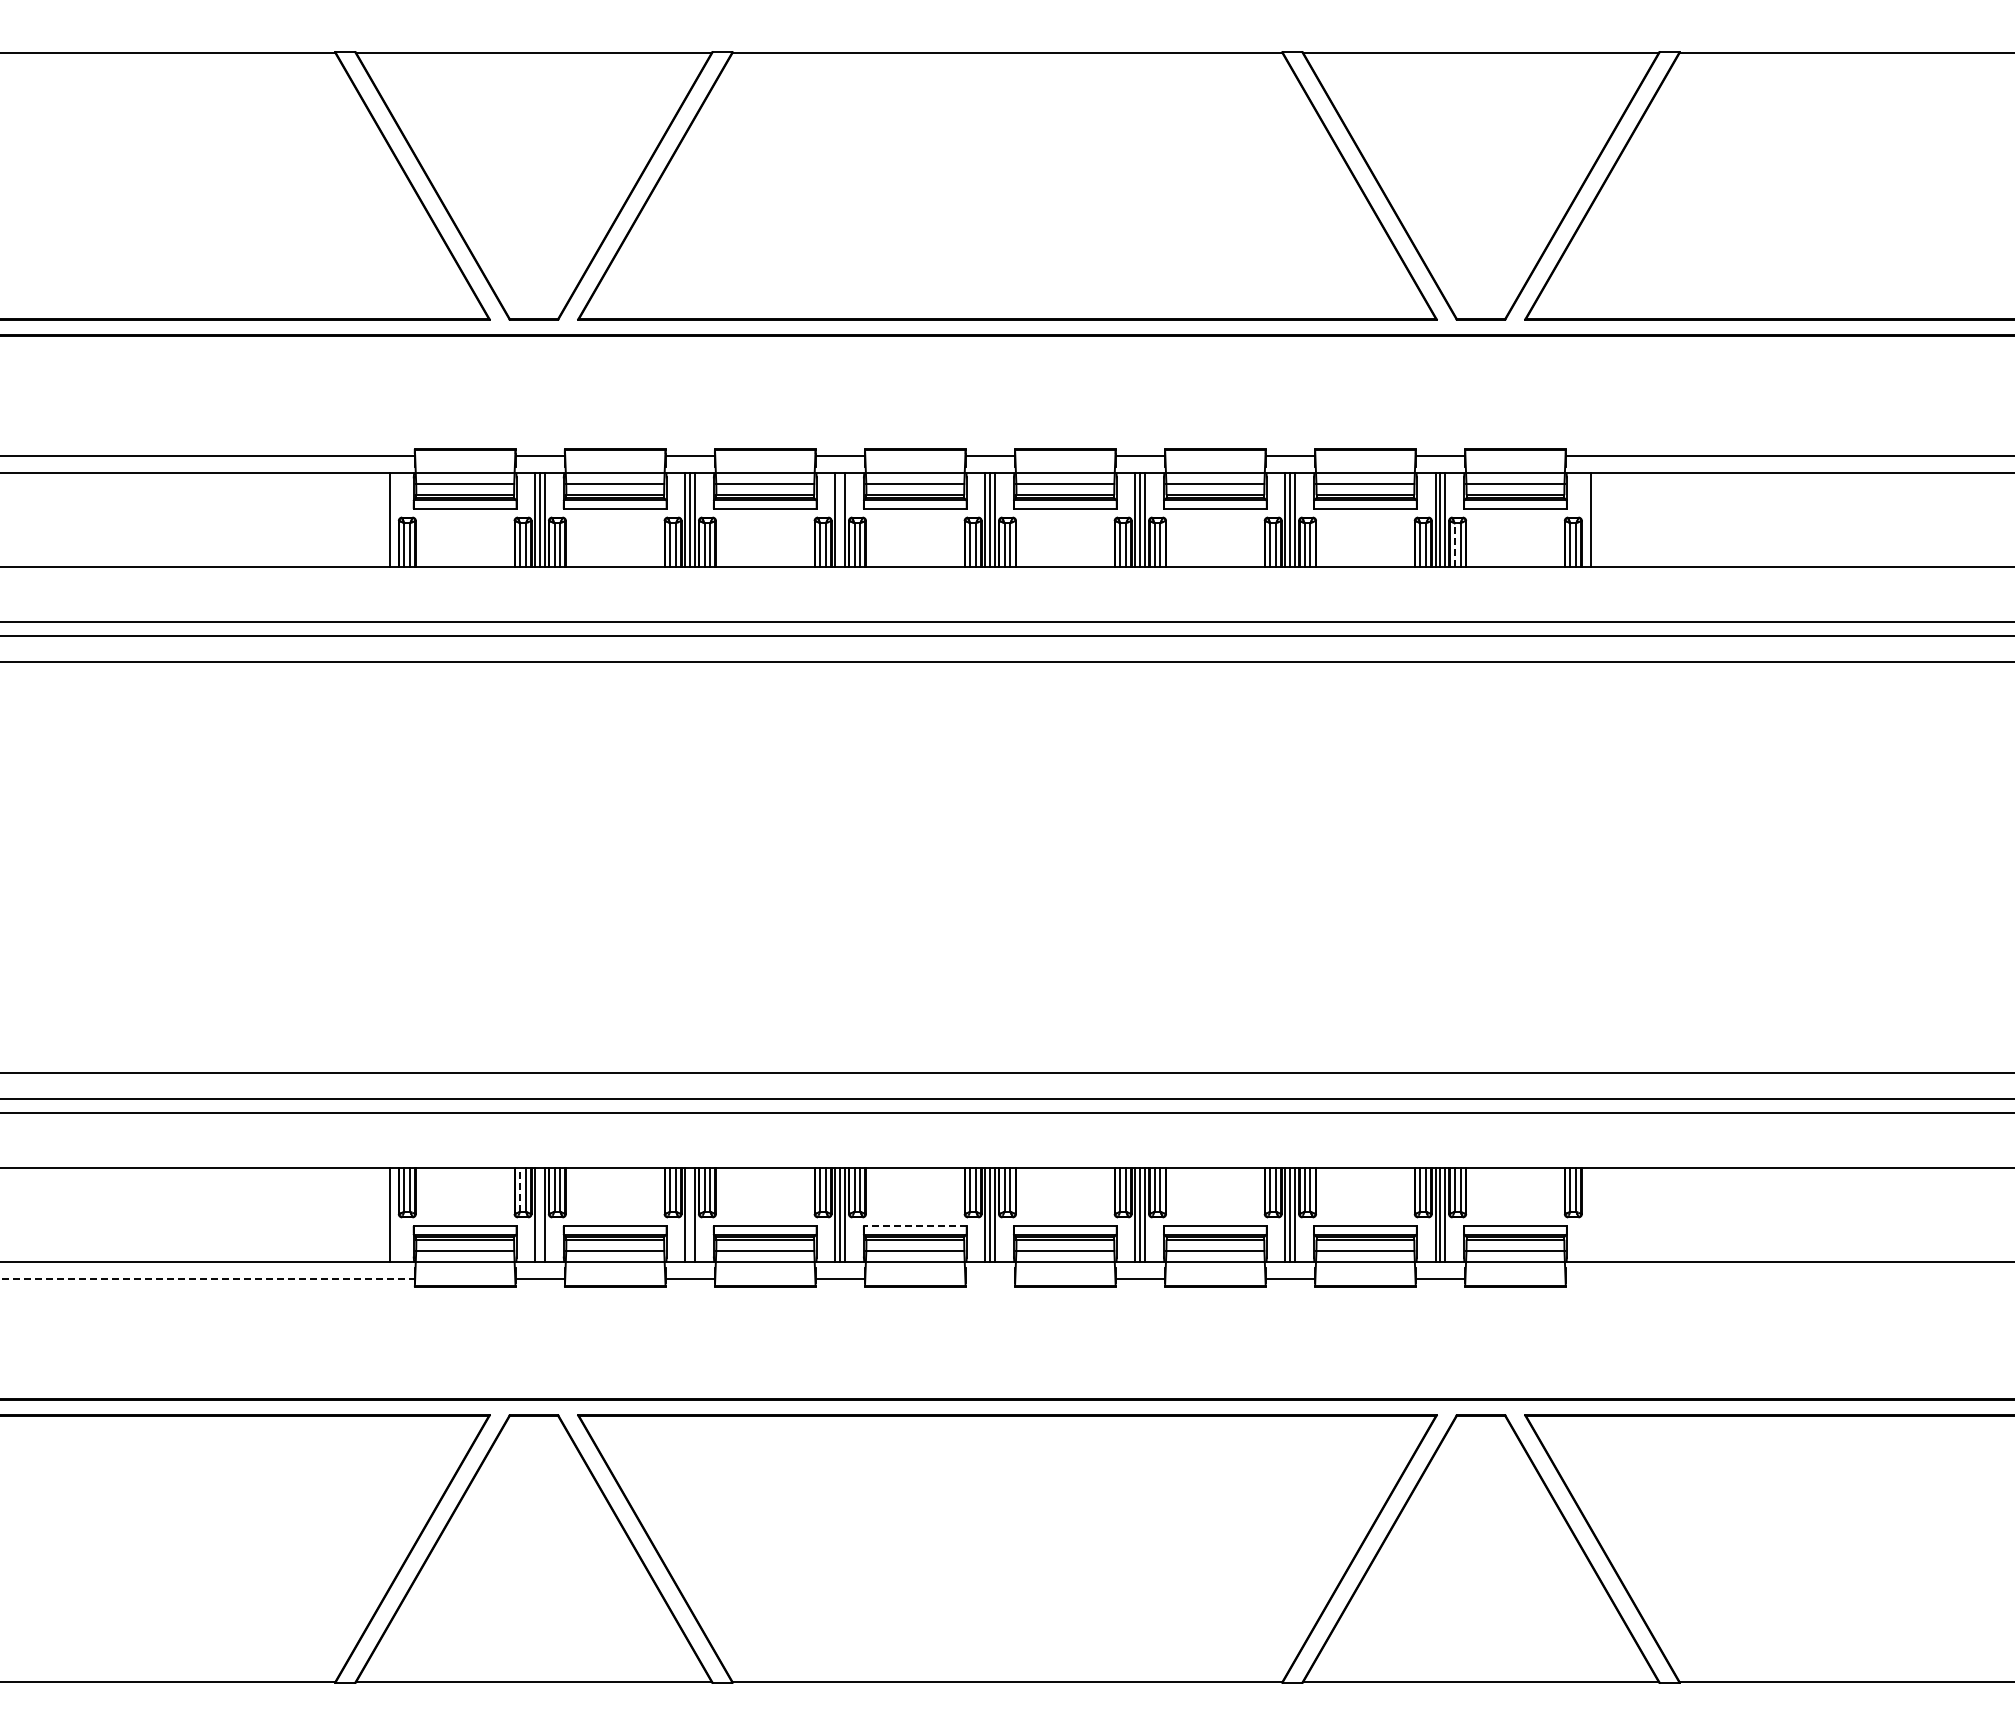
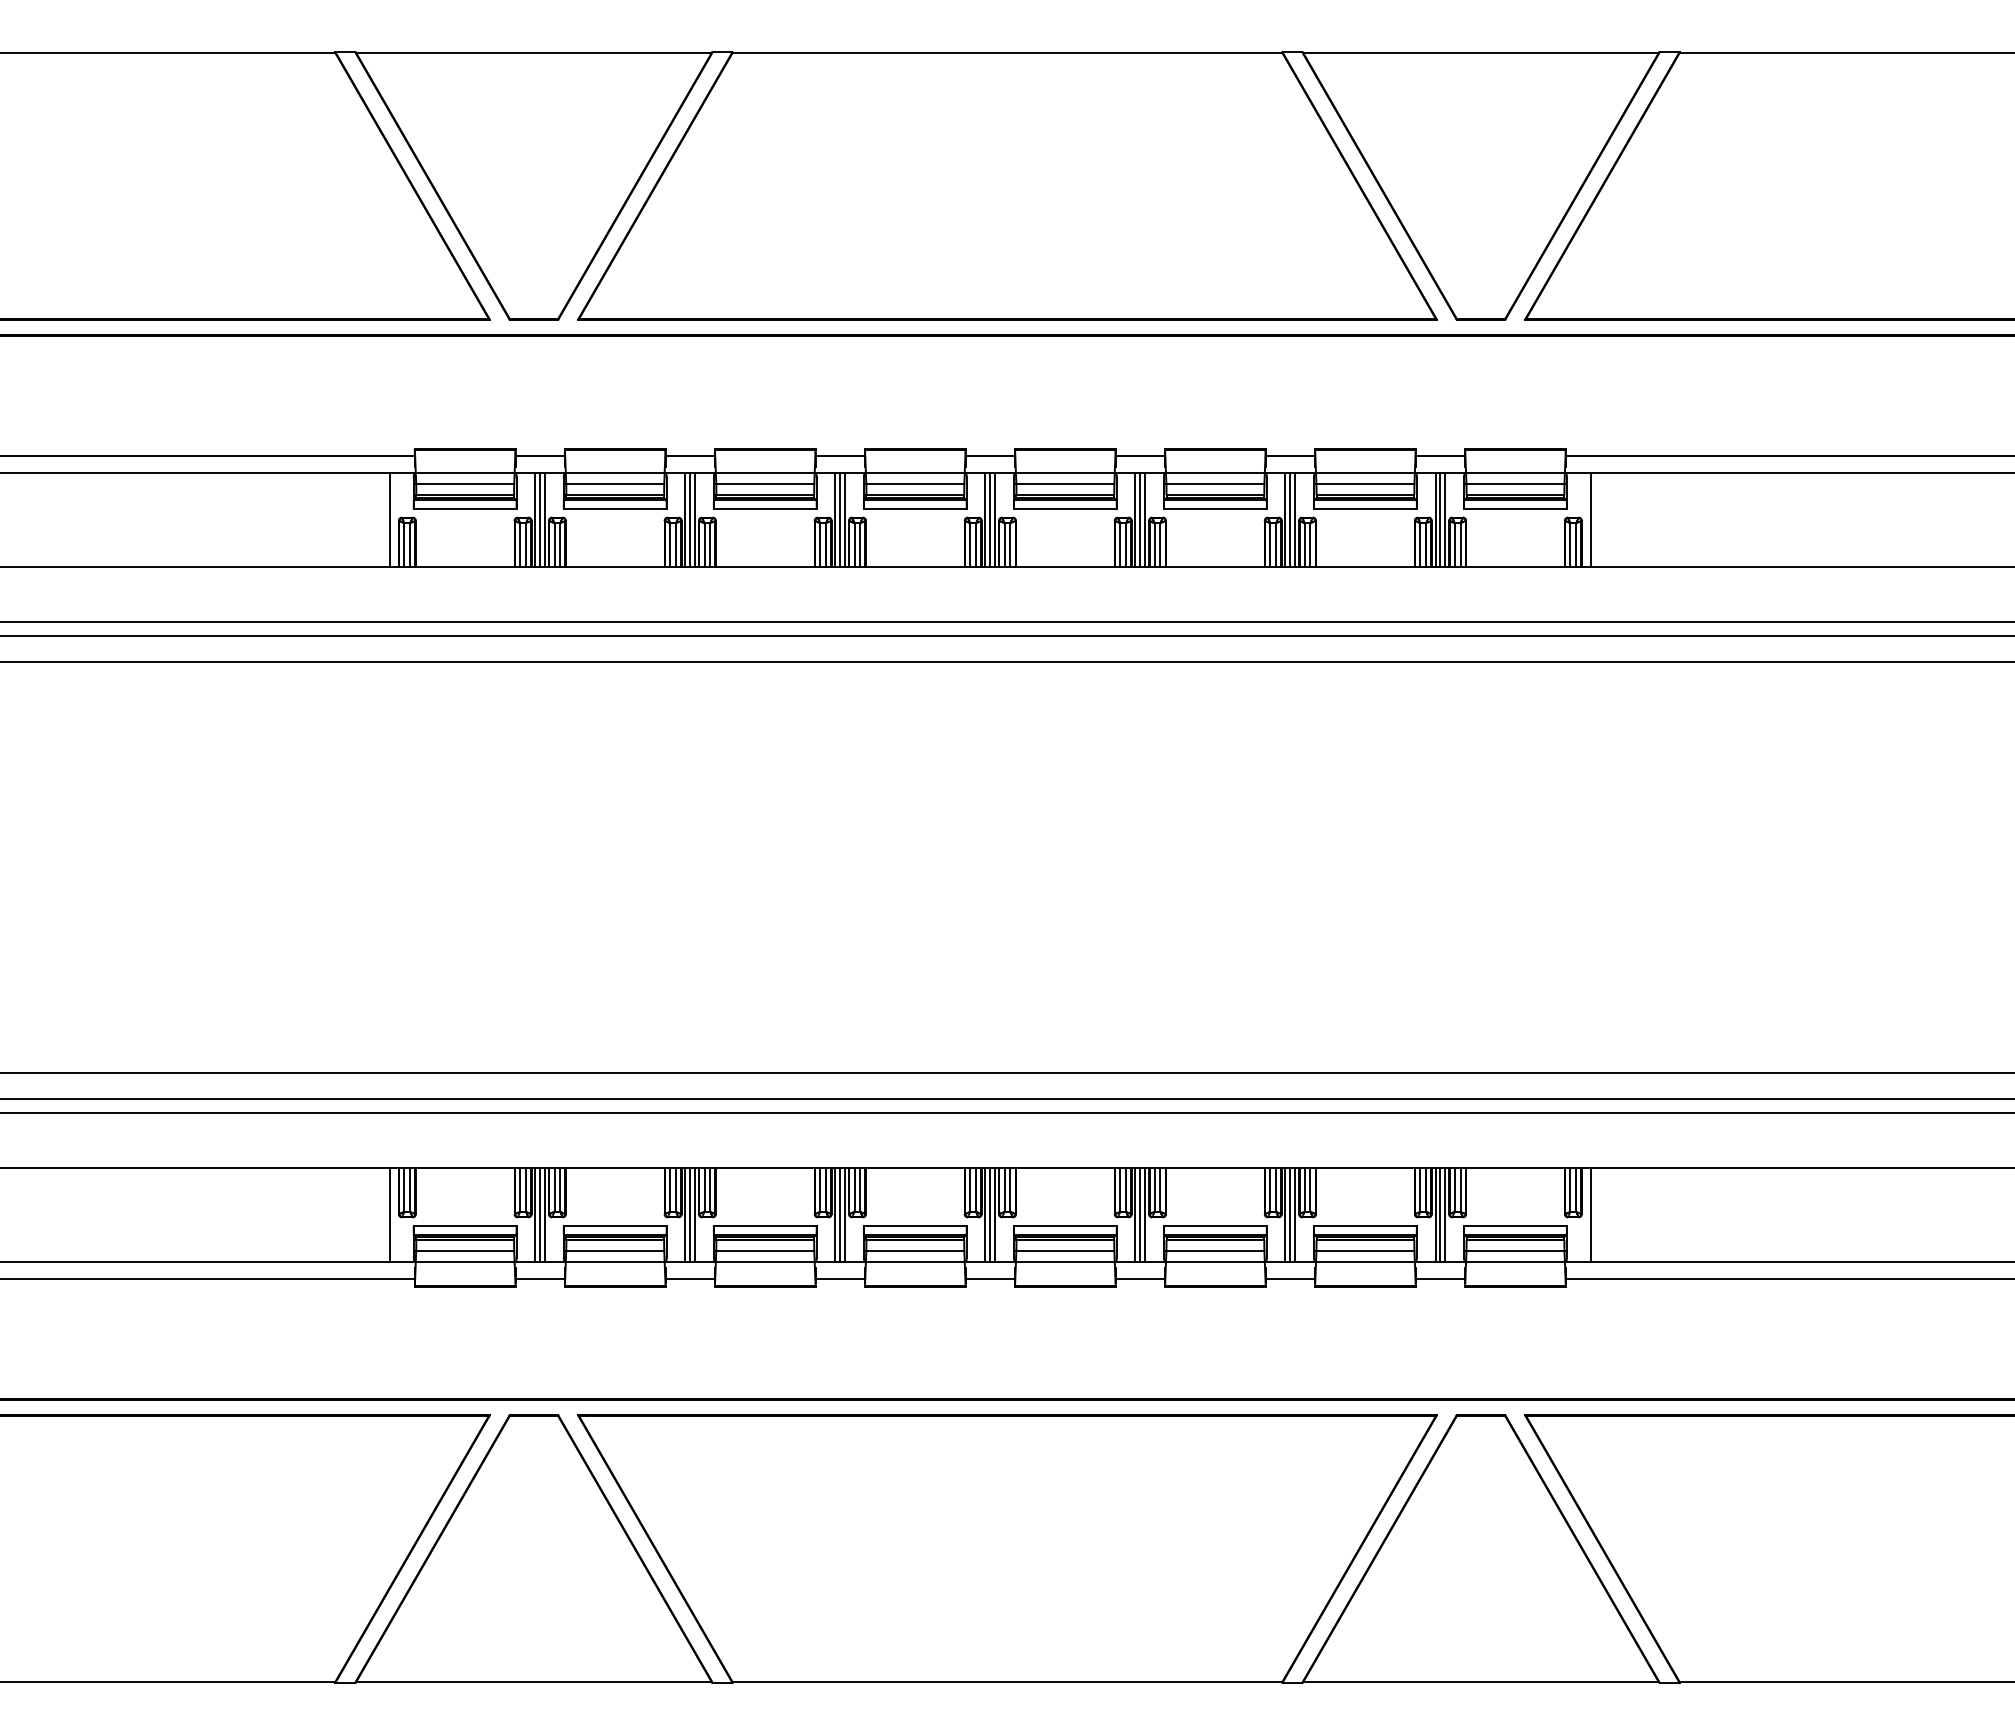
line: none -> present (840, 520)
line: dashed -> solid (1454, 544)
line: dashed -> solid (520, 1189)
line: none -> present (540, 1214)
line: none -> present (690, 1214)
line: none -> present (1590, 1214)
line: dashed -> solid (914, 1226)
line: dashed -> solid (207, 1279)
line: none -> present (989, 1279)
line: none -> present (1788, 1279)
